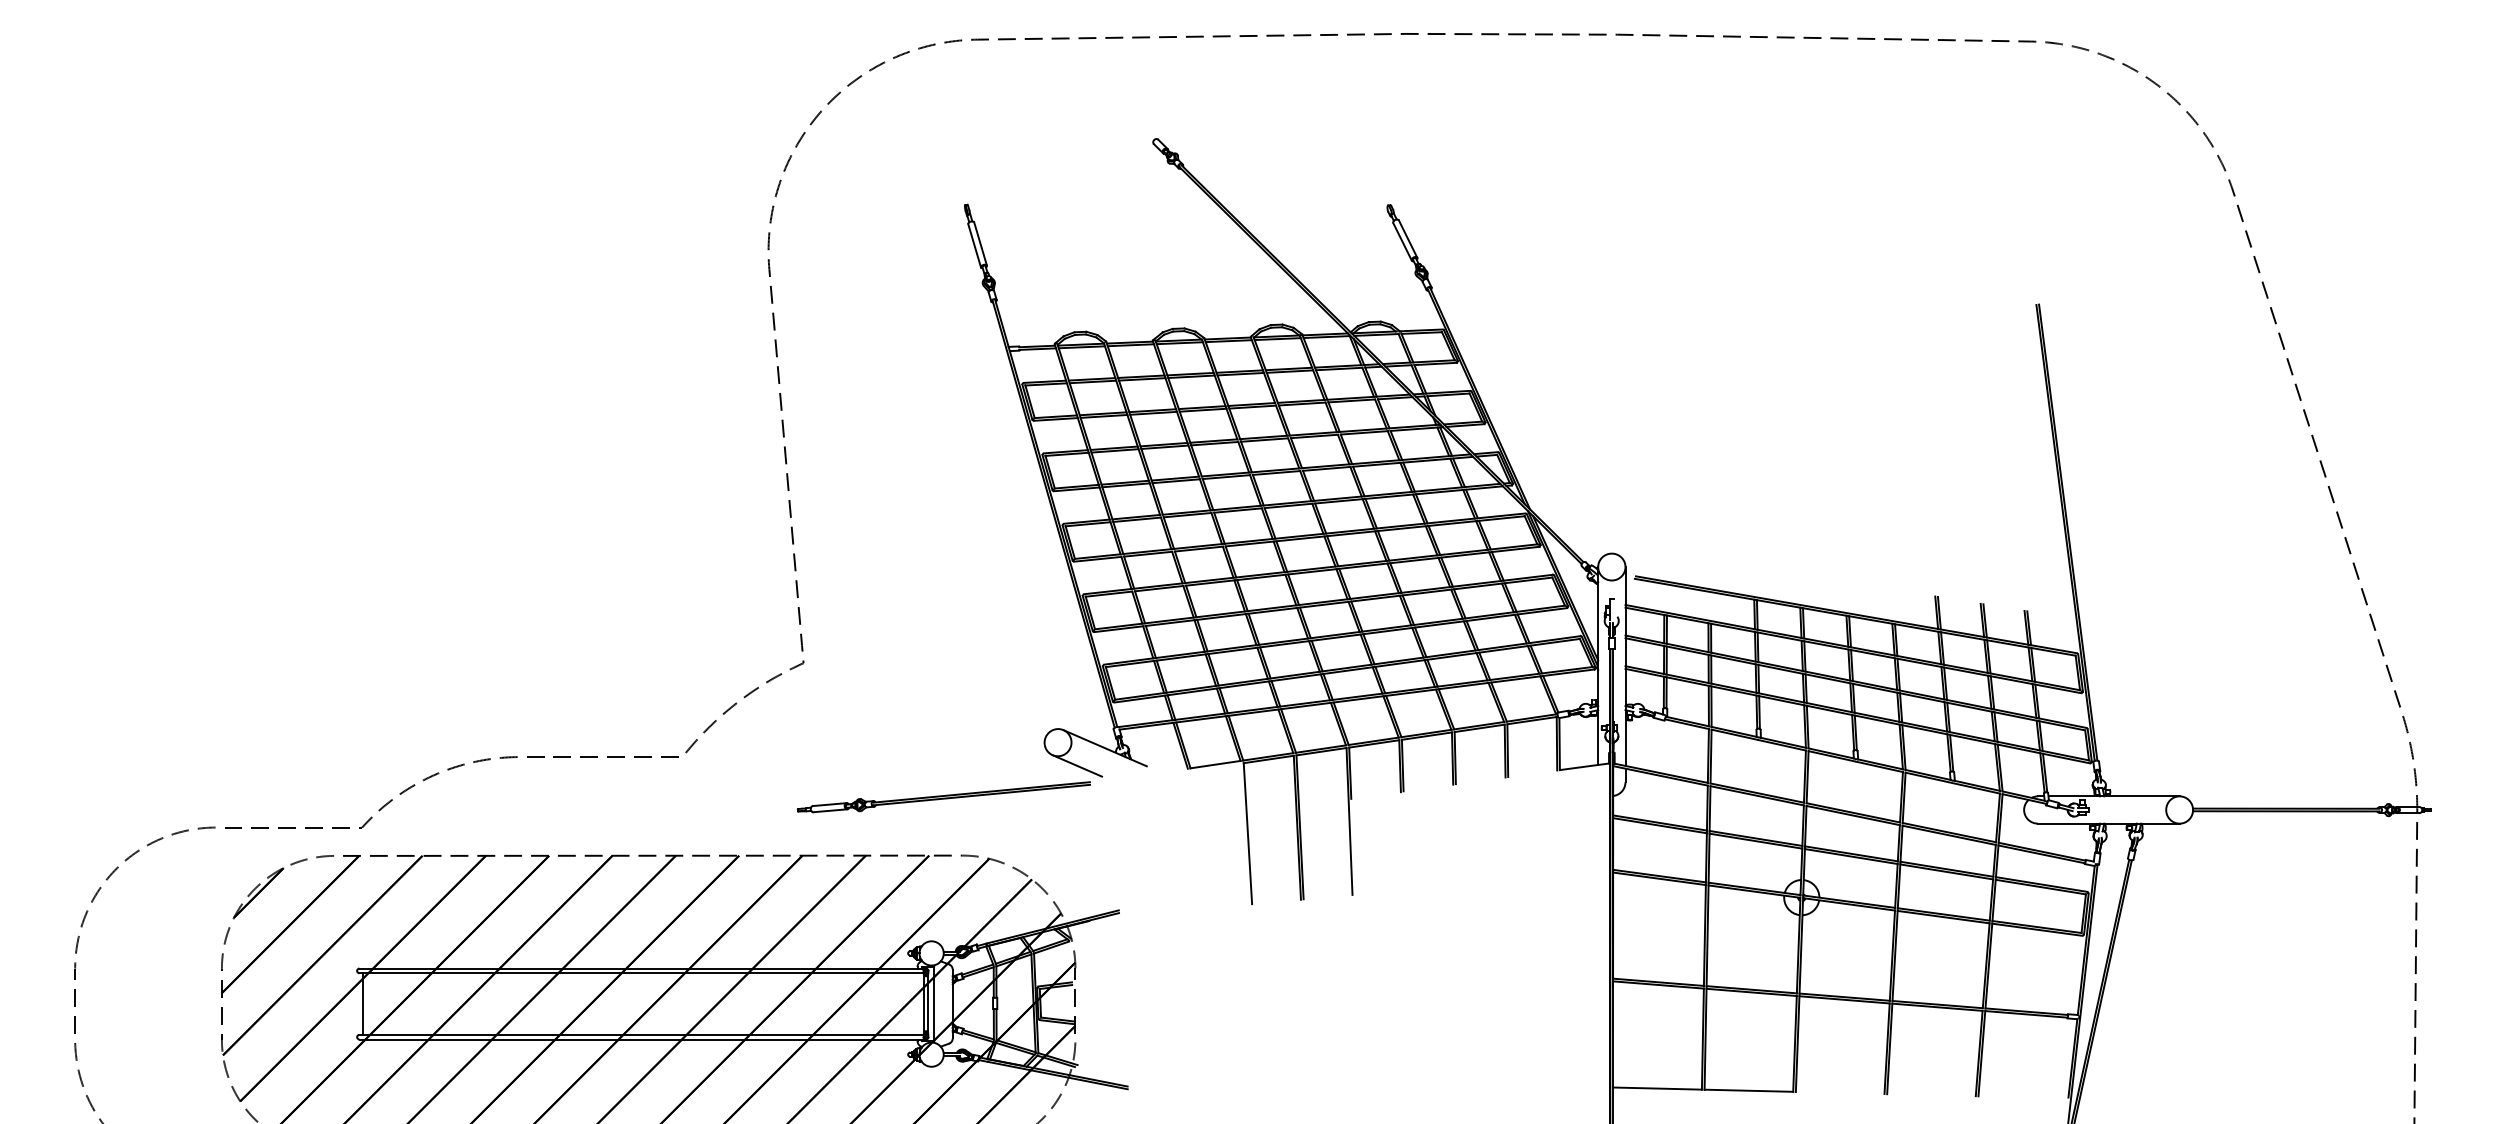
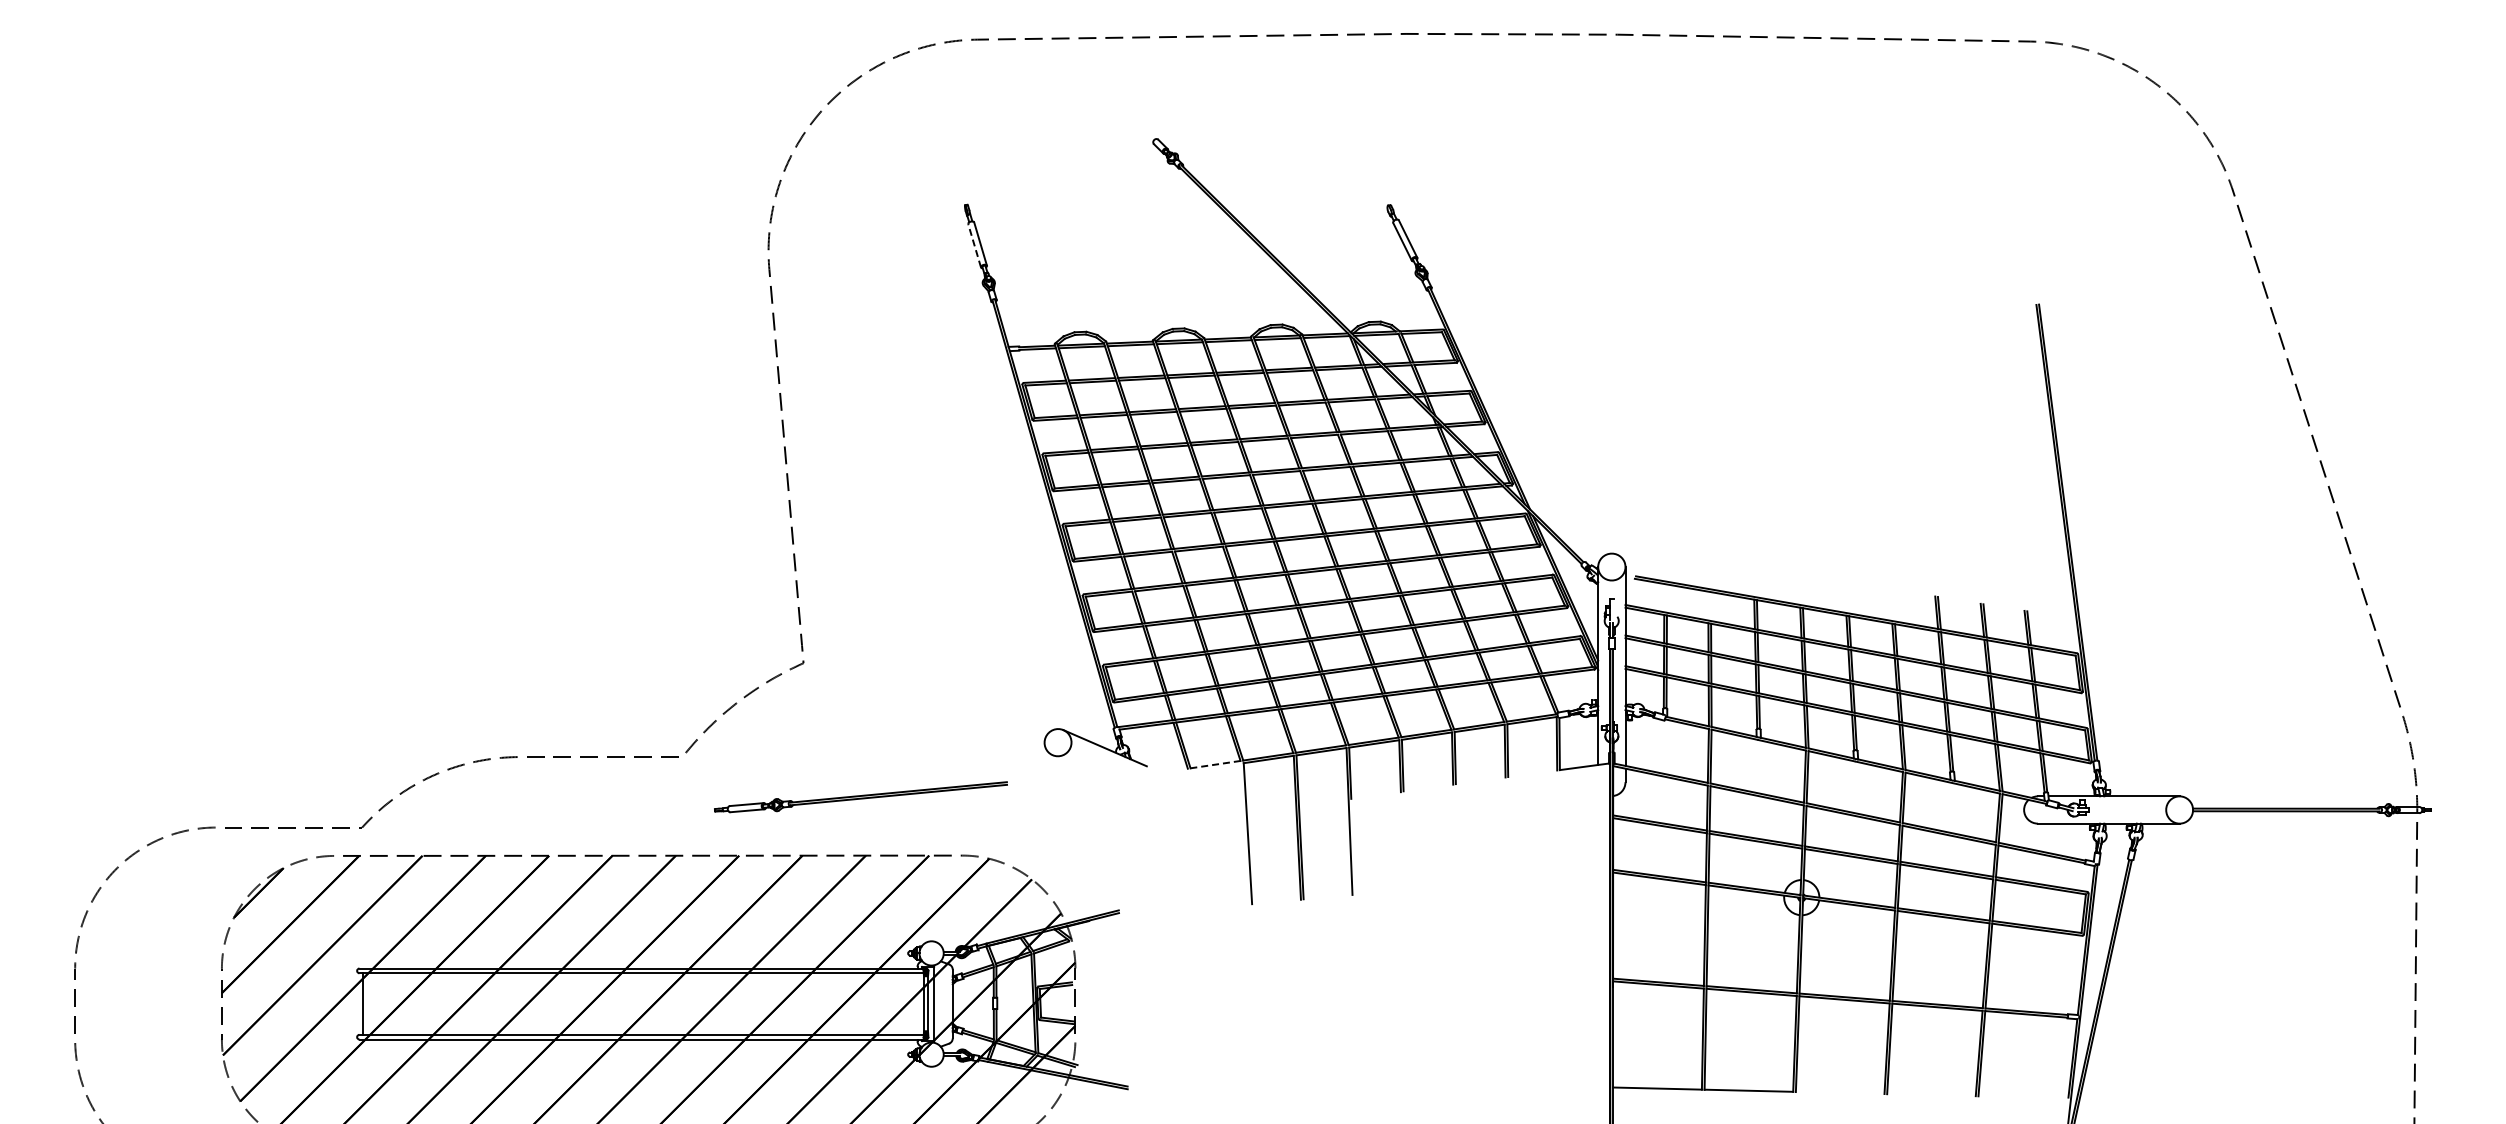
line: solid -> dashed (974, 245)
line: solid -> dashed (1215, 764)
line: present -> none (1076, 765)
part position: (943, 797) -> (860, 797) (860, 797)
